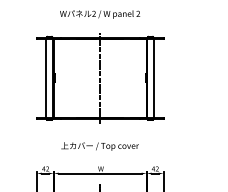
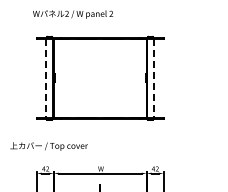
text position: (100, 14) -> (73, 14) (73, 14)
line: present -> none (100, 77)
line: solid -> dashed (46, 78)
line: solid -> dashed (154, 78)
text position: (99, 146) -> (48, 146) (48, 146)
